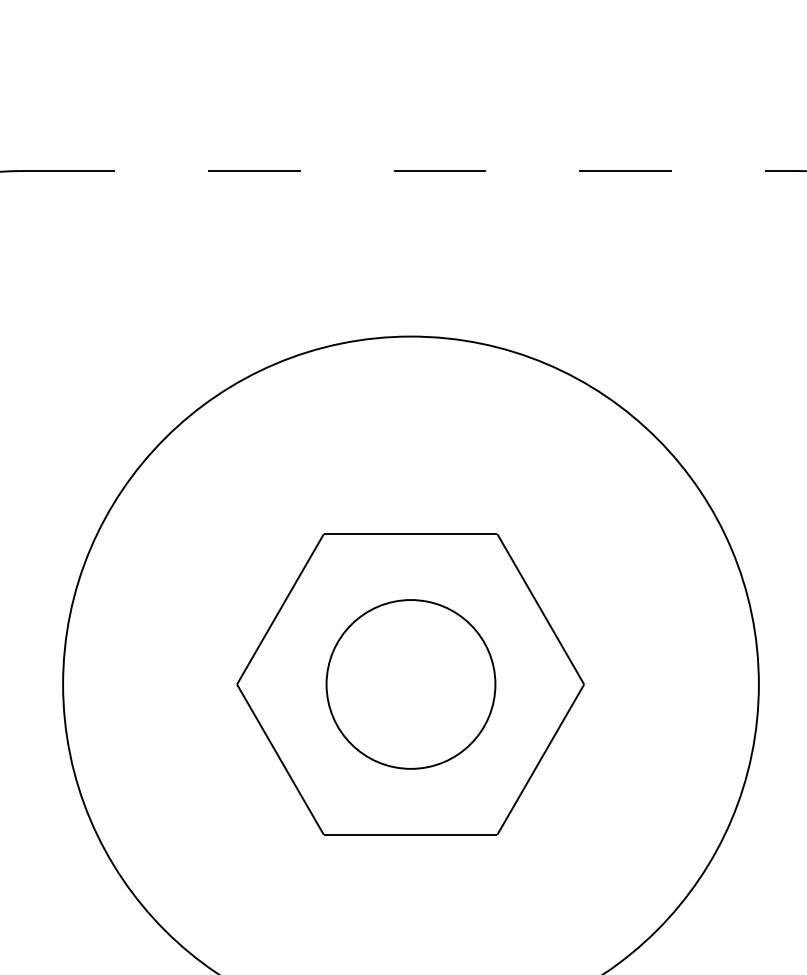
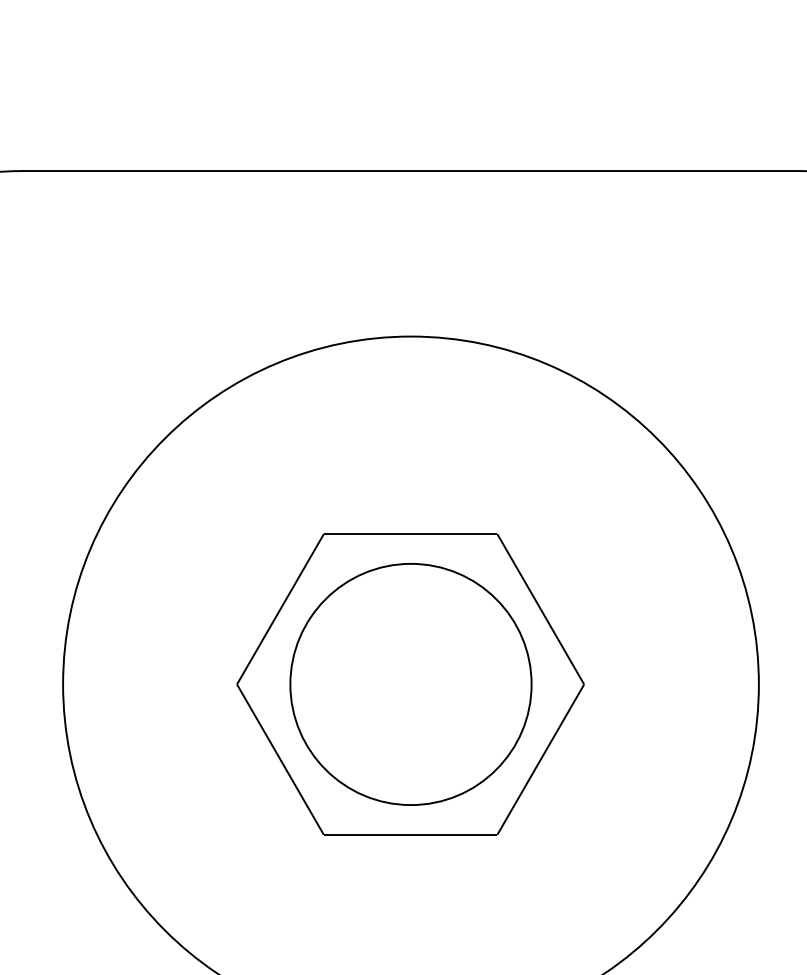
line: dashed -> solid (411, 171)
circle diameter: 169 px -> 241 px (410, 684)
